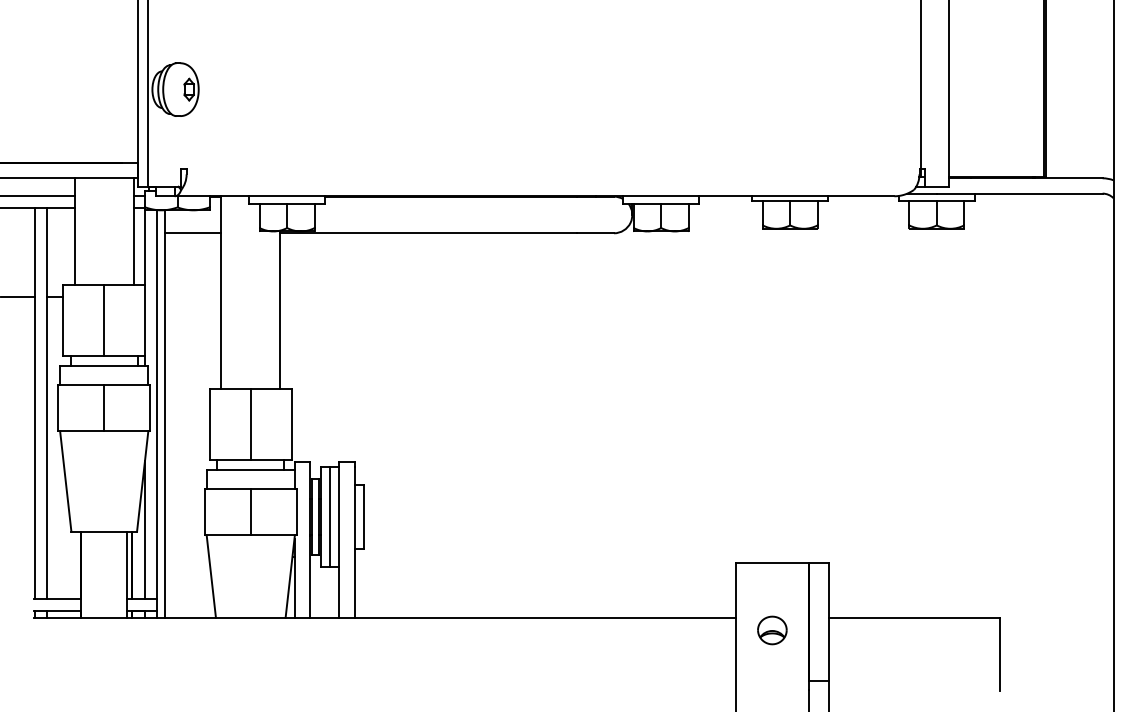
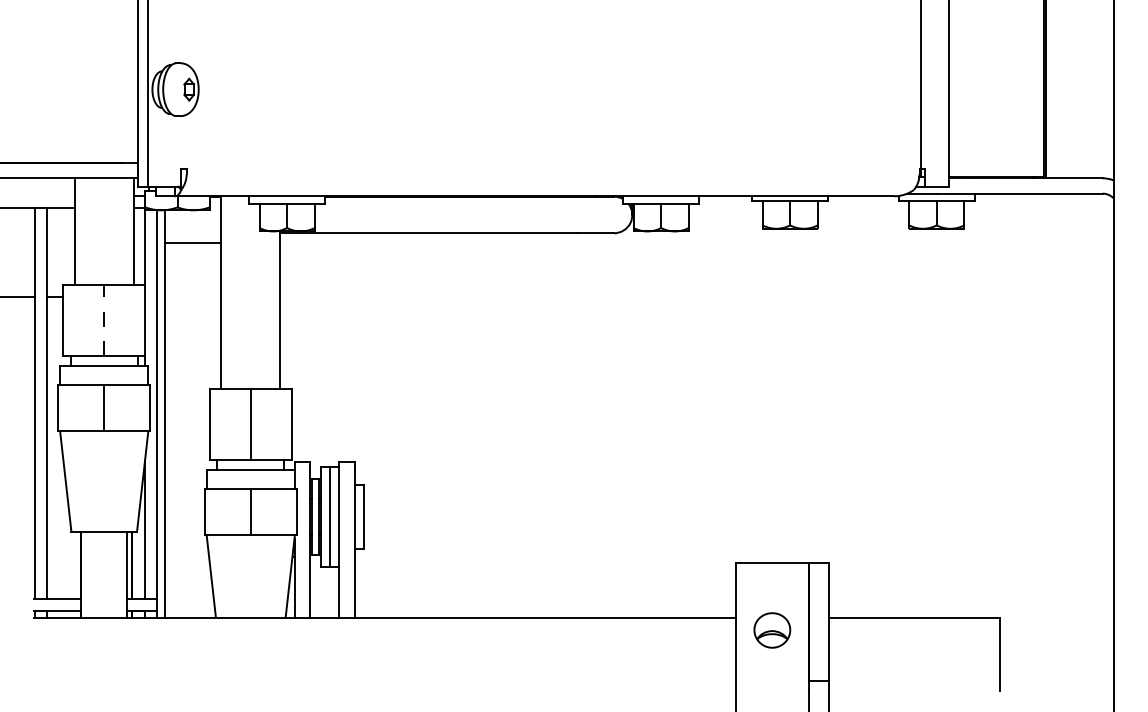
line: present -> none (38, 195)
line position: (192, 233) -> (192, 243) (192, 243)
line: solid -> dashed (104, 320)
part size: 31x31 px -> 39x37 px (772, 630)
